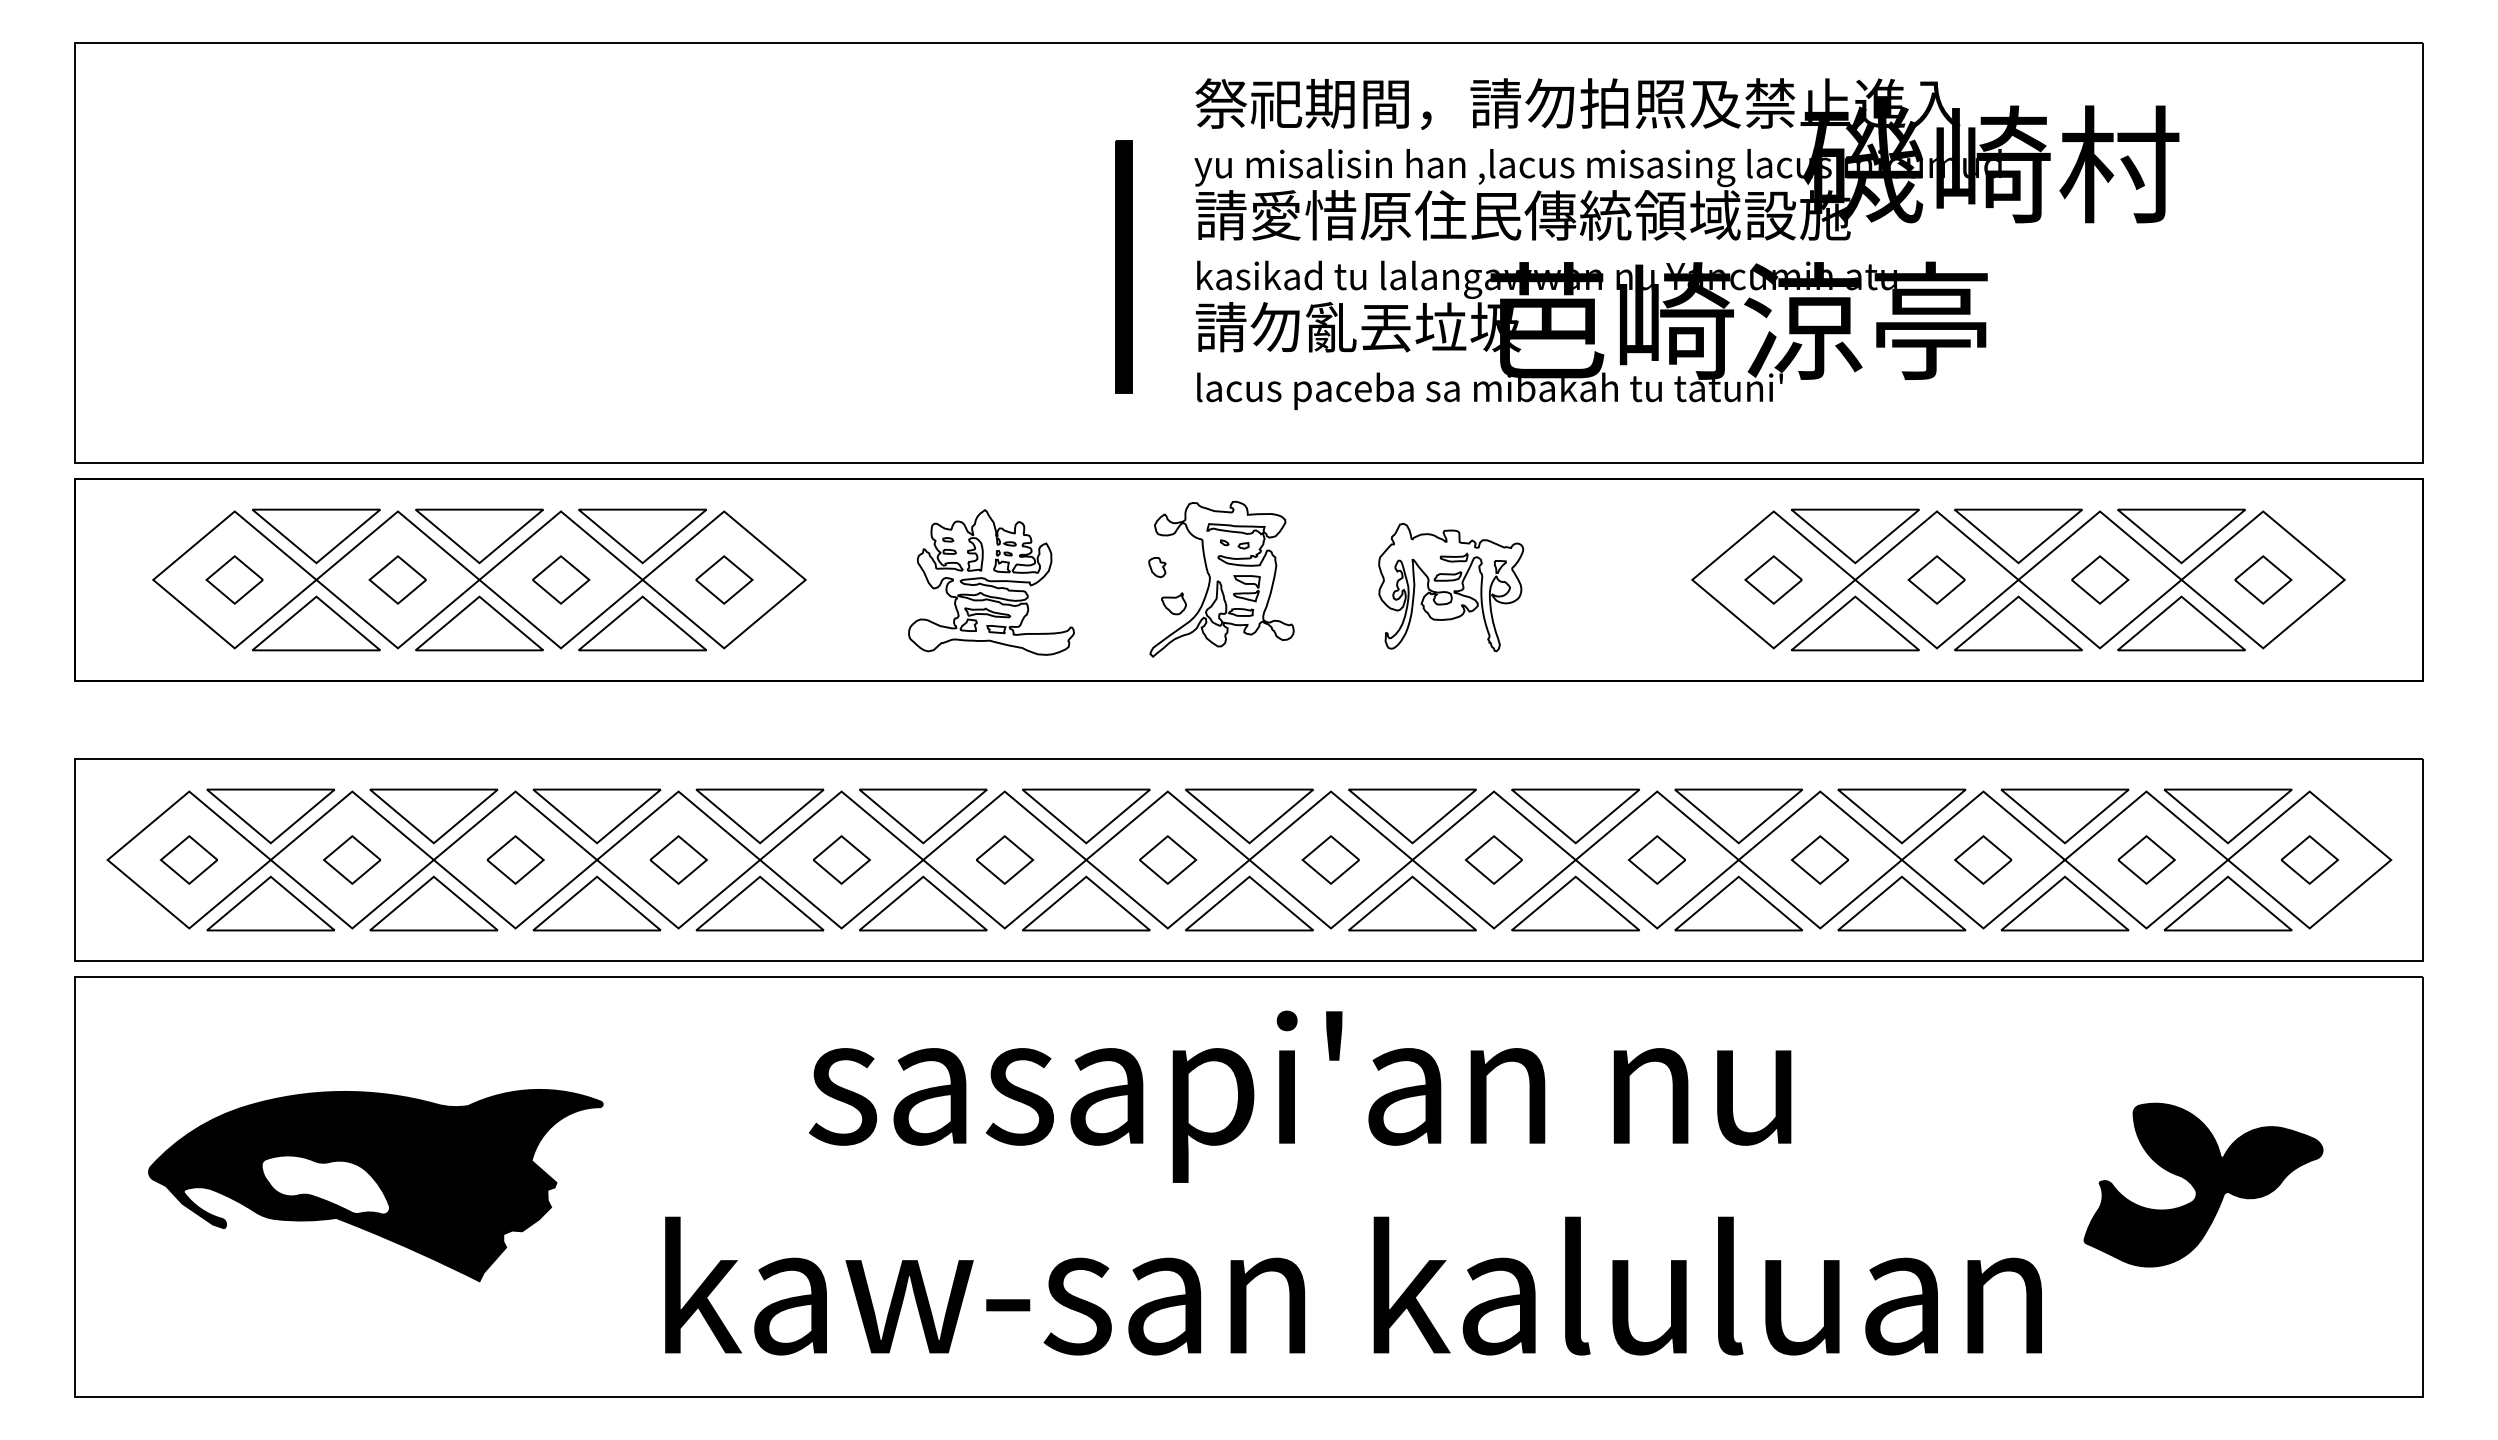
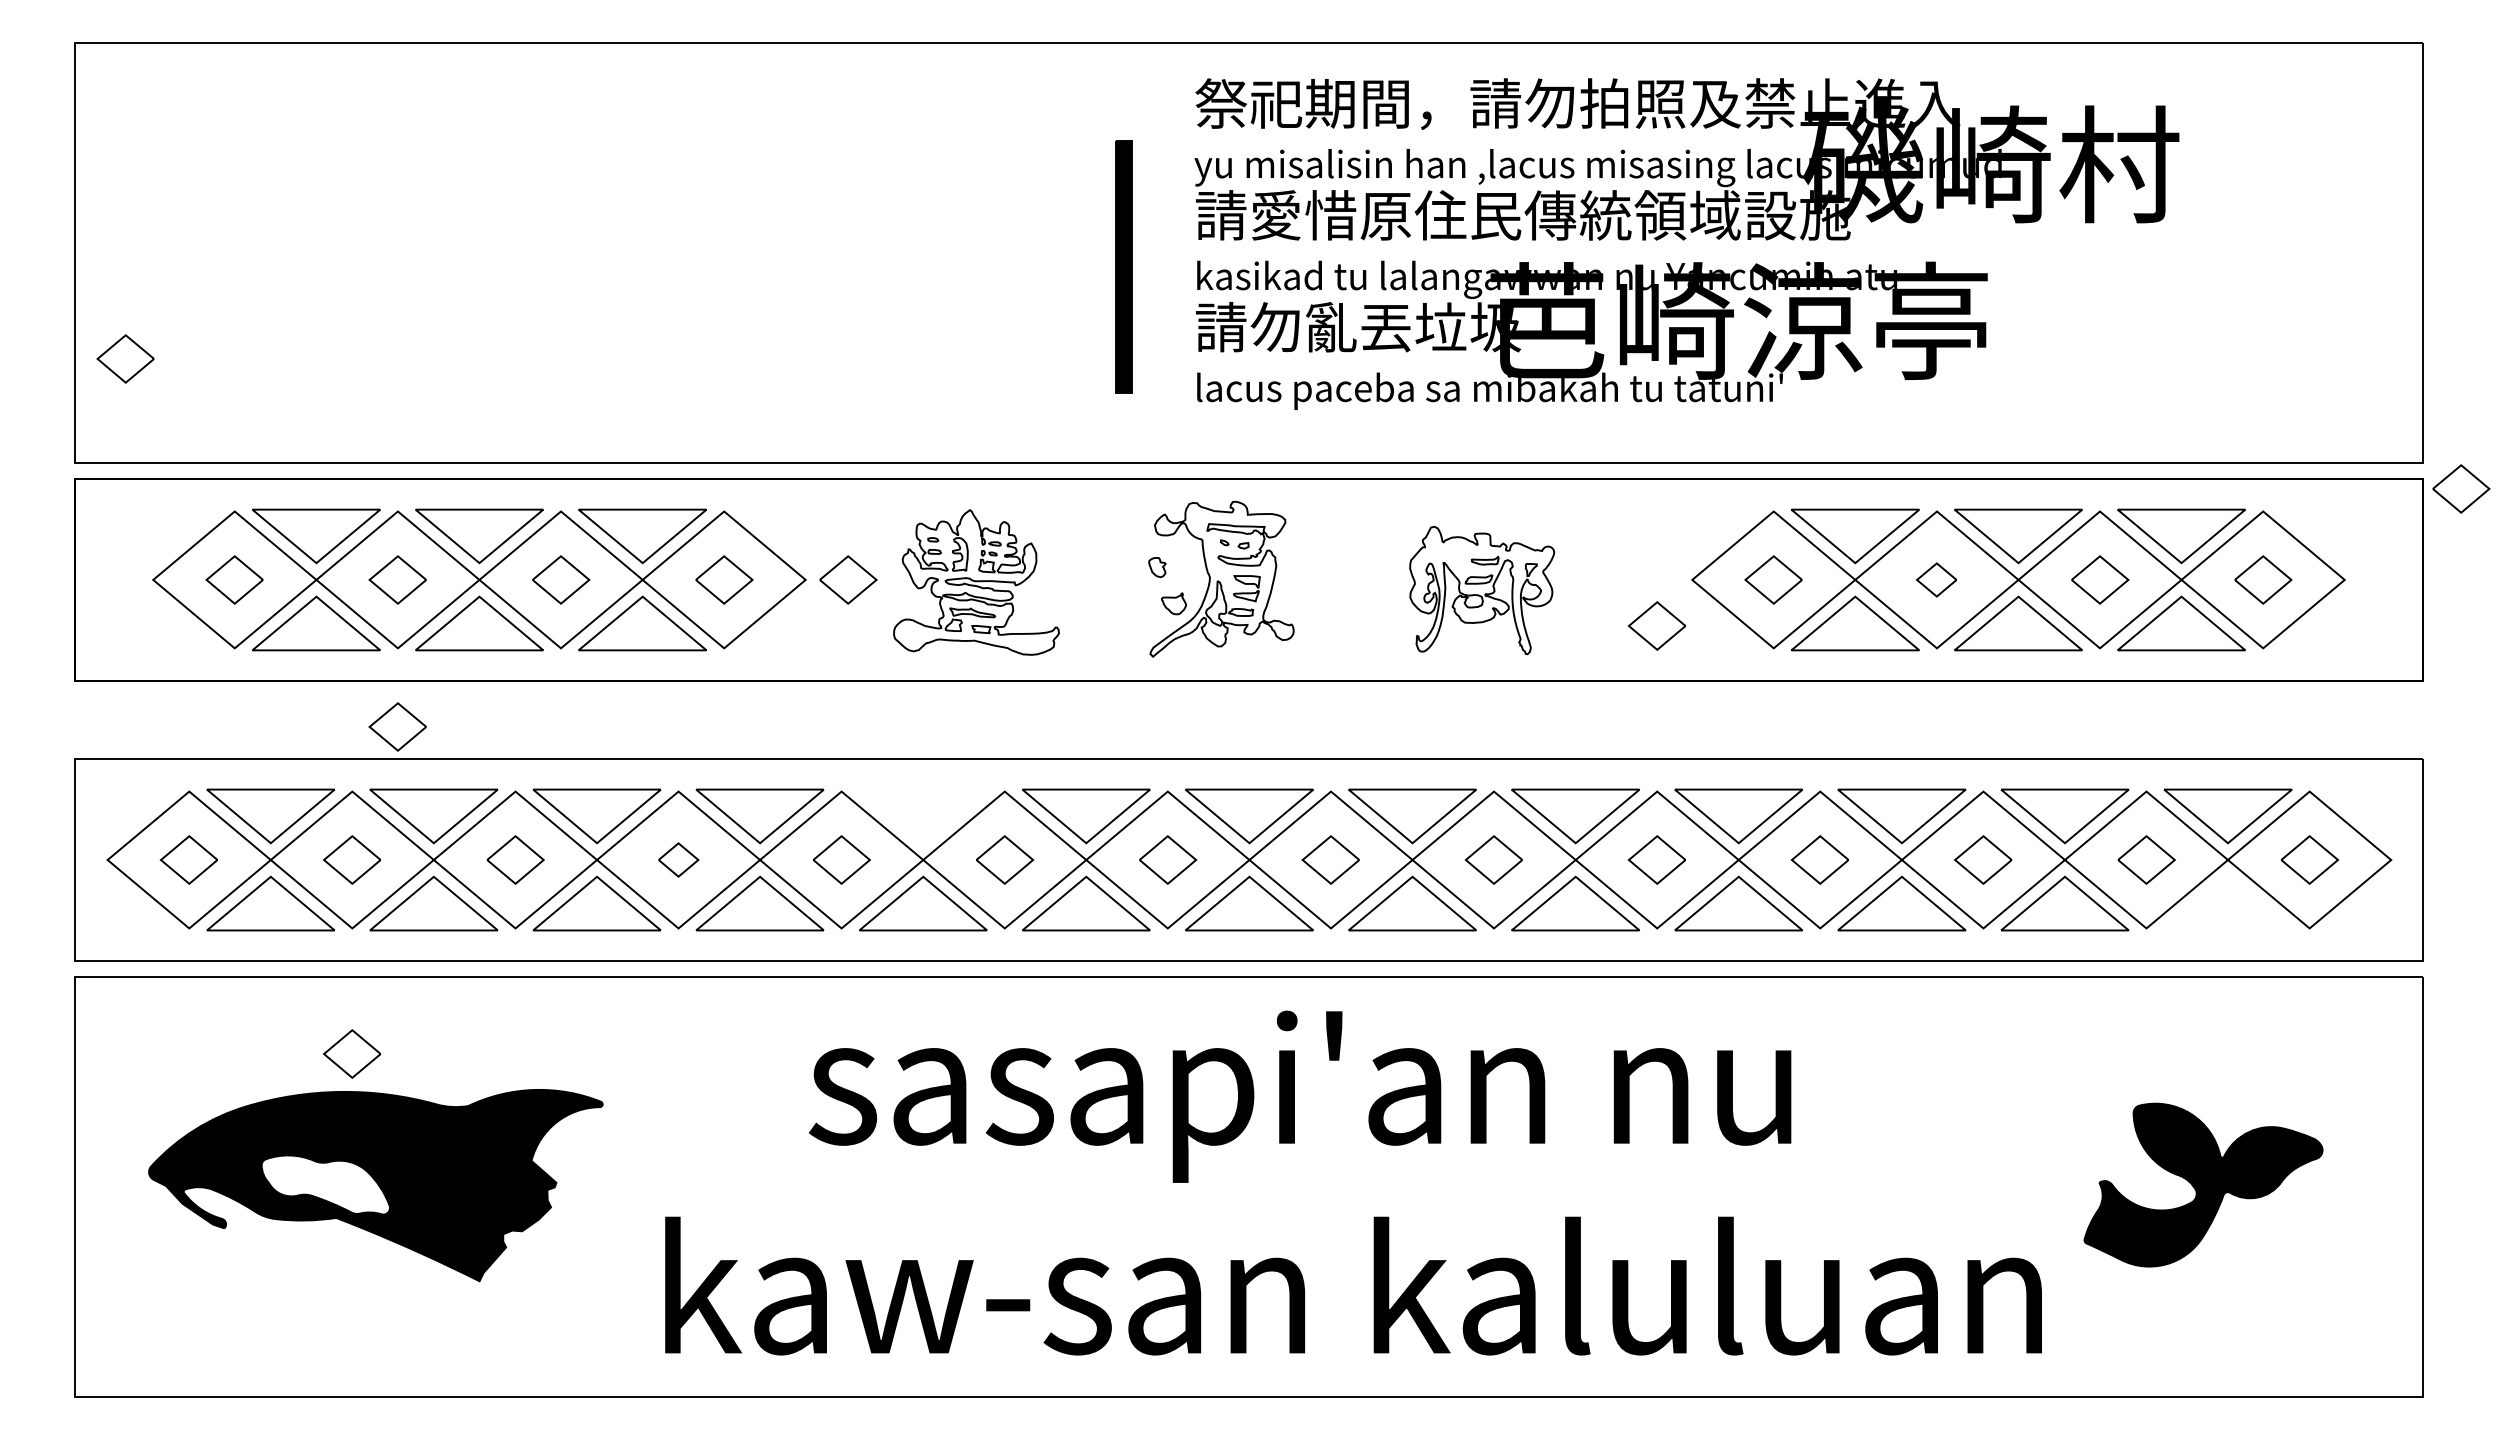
part: none -> present (125, 358)
part: none -> present (2461, 488)
part: none -> present (848, 579)
part size: 59x50 px -> 42x36 px (1935, 579)
part position: (991, 582) -> (976, 582) (976, 582)
part position: (1451, 587) -> (1482, 590) (1482, 590)
part: none -> present (1656, 625)
part: none -> present (397, 726)
part: present -> none (923, 816)
part size: 59x50 px -> 42x36 px (678, 859)
part: present -> none (2227, 903)
part: none -> present (351, 1053)
